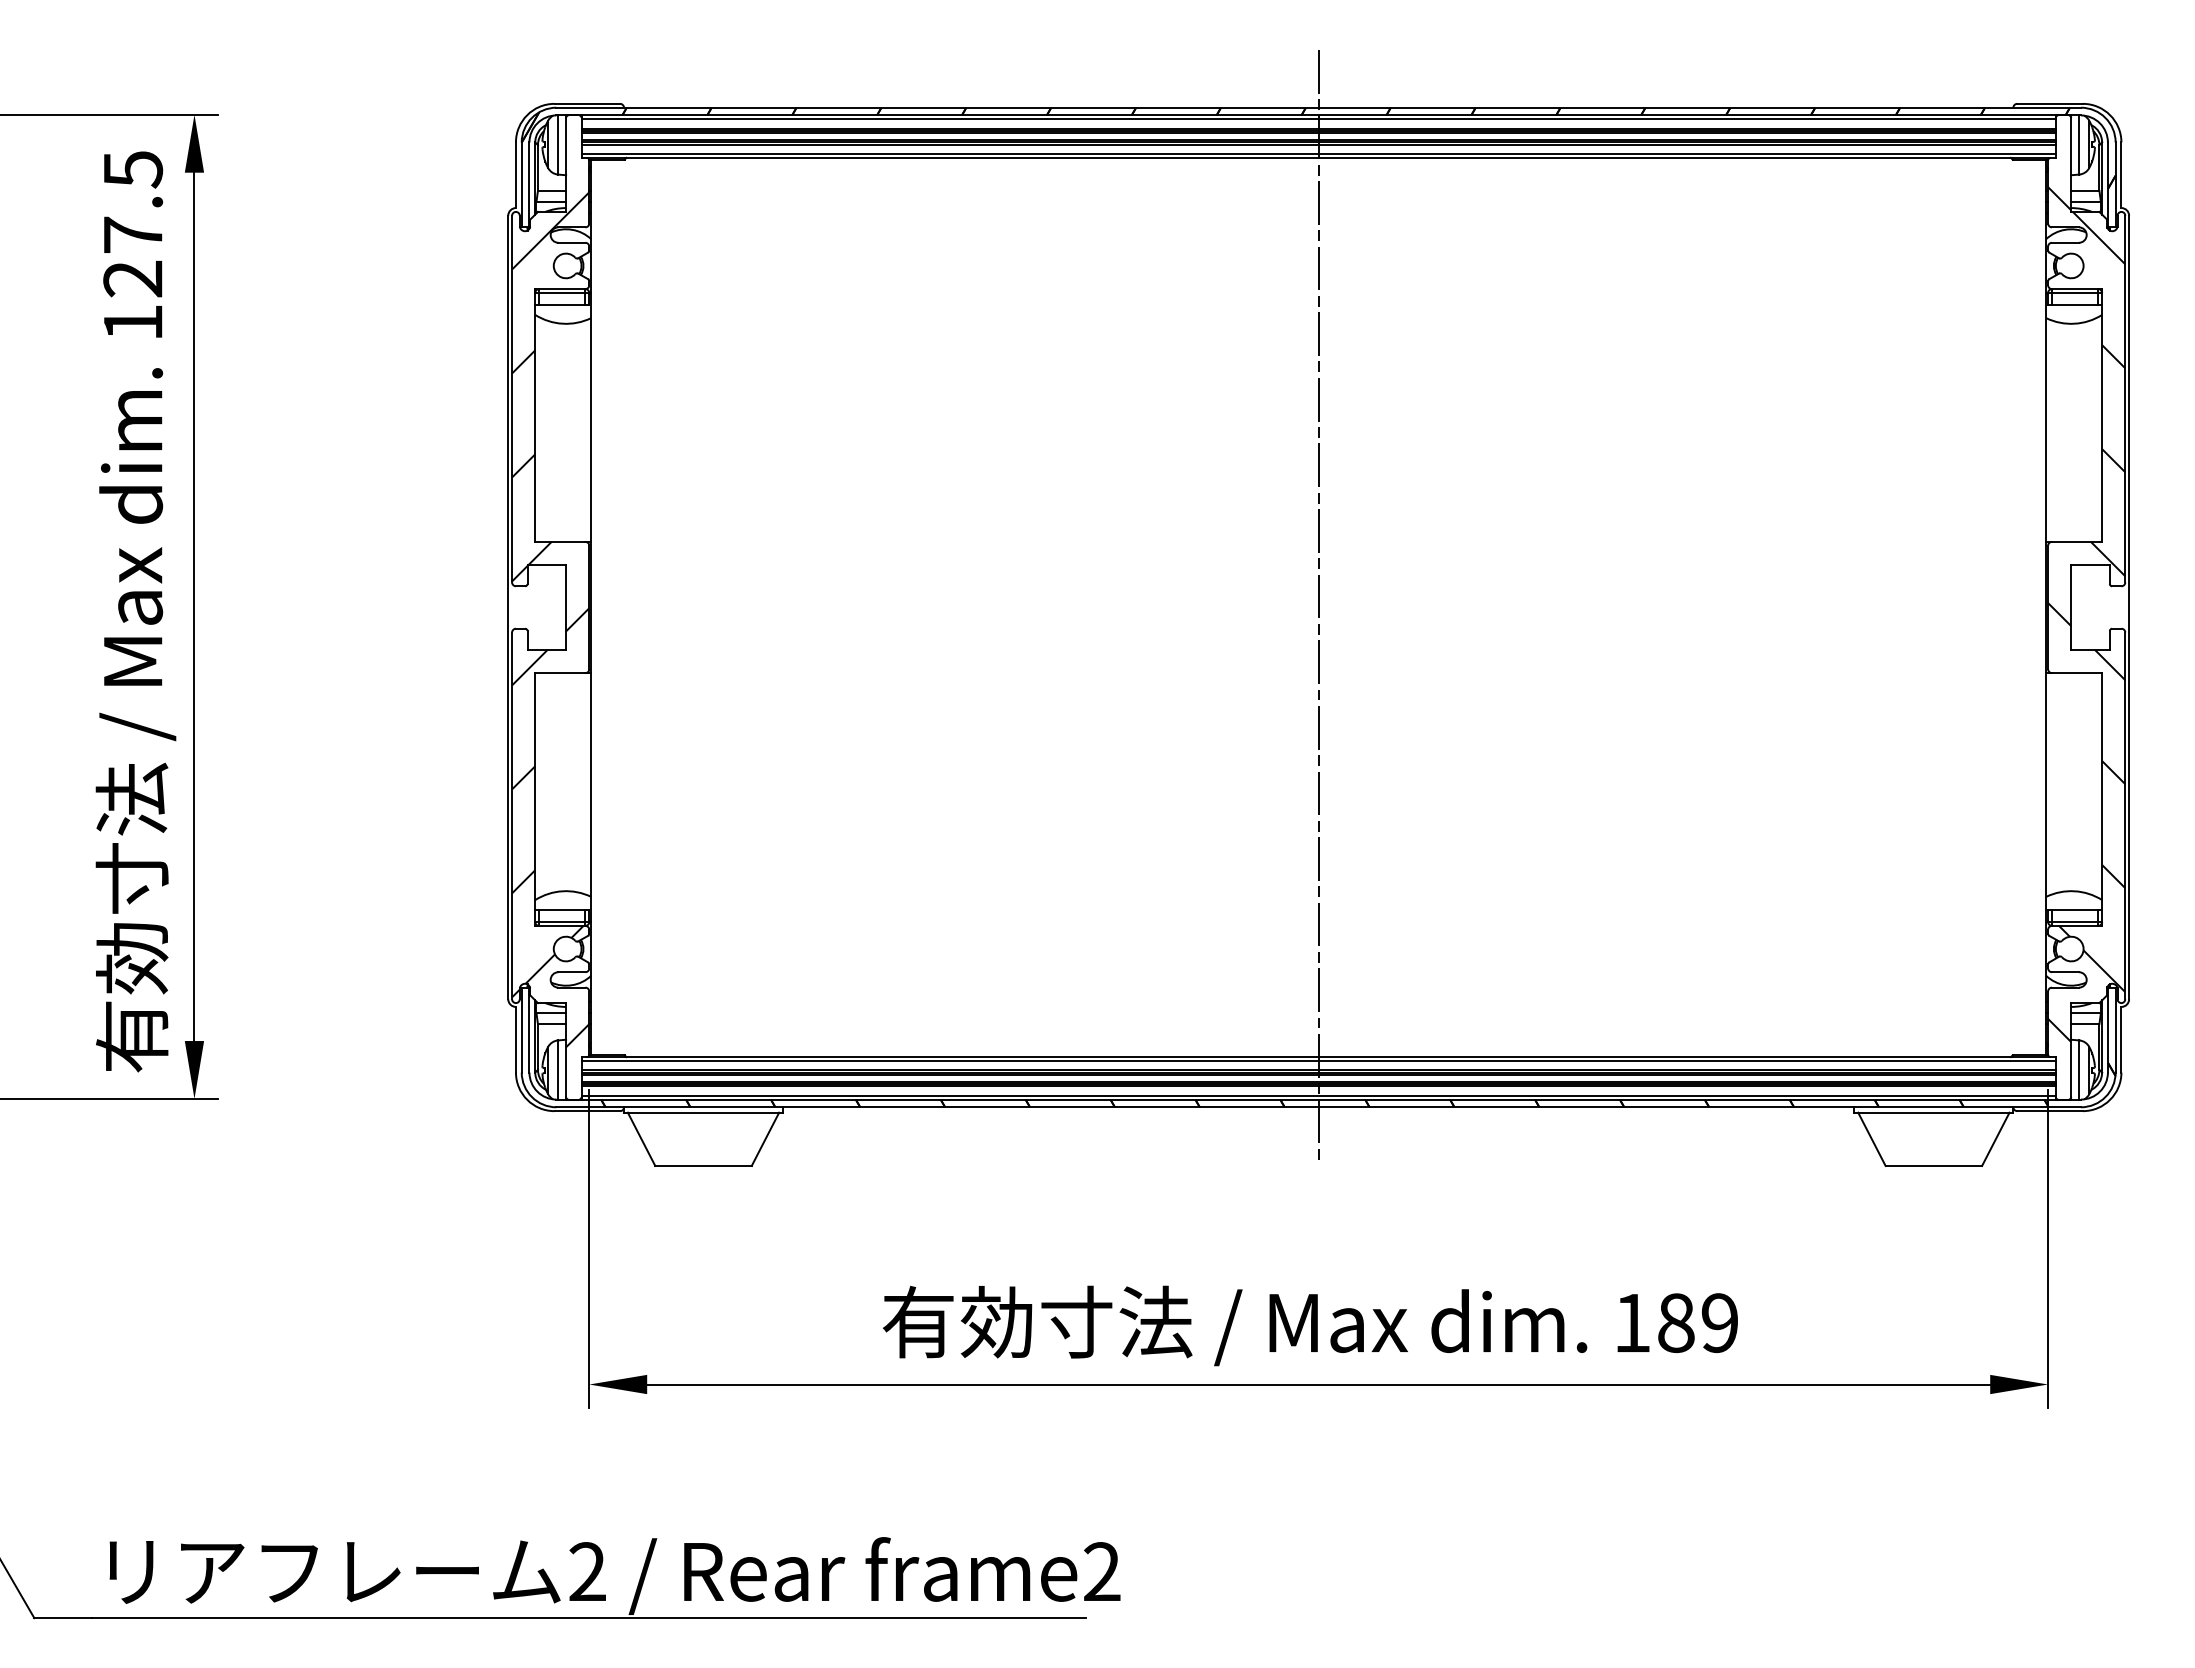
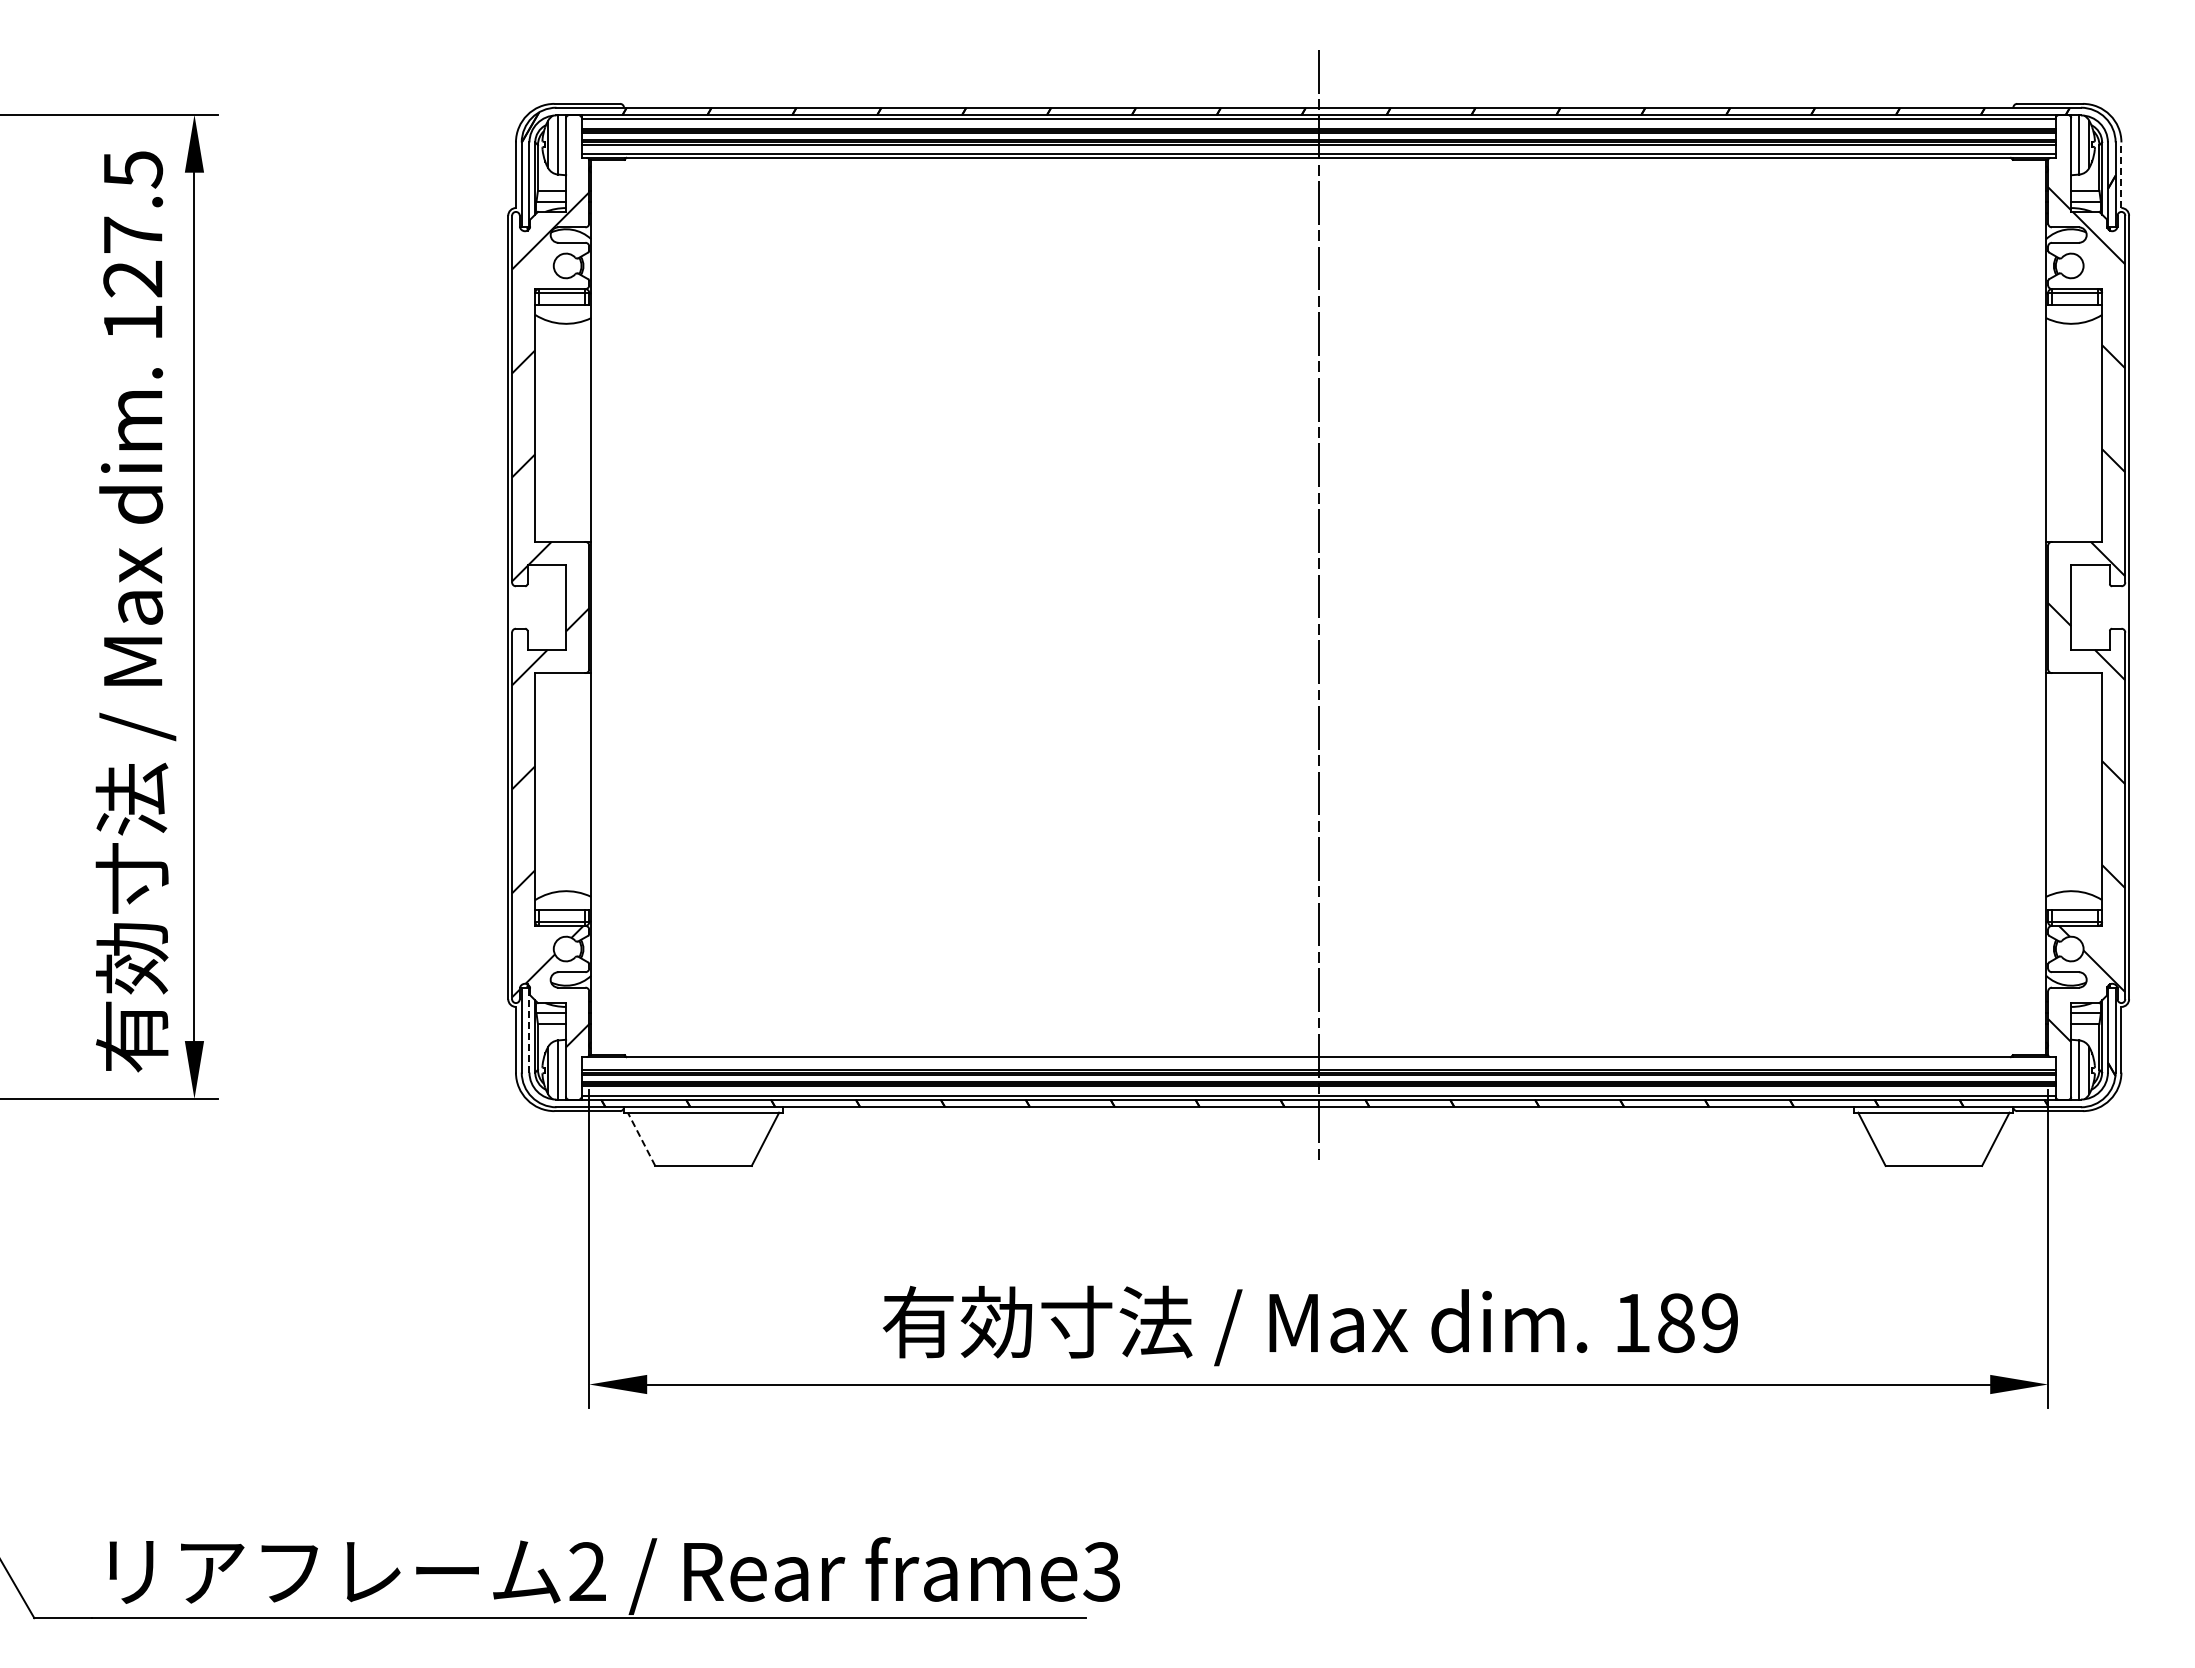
line: solid -> dashed (2121, 175)
line: solid -> dashed (529, 1029)
line: present -> none (1318, 1060)
line: solid -> dashed (641, 1139)
text: frame2 -> frame3 (1101, 1571)
